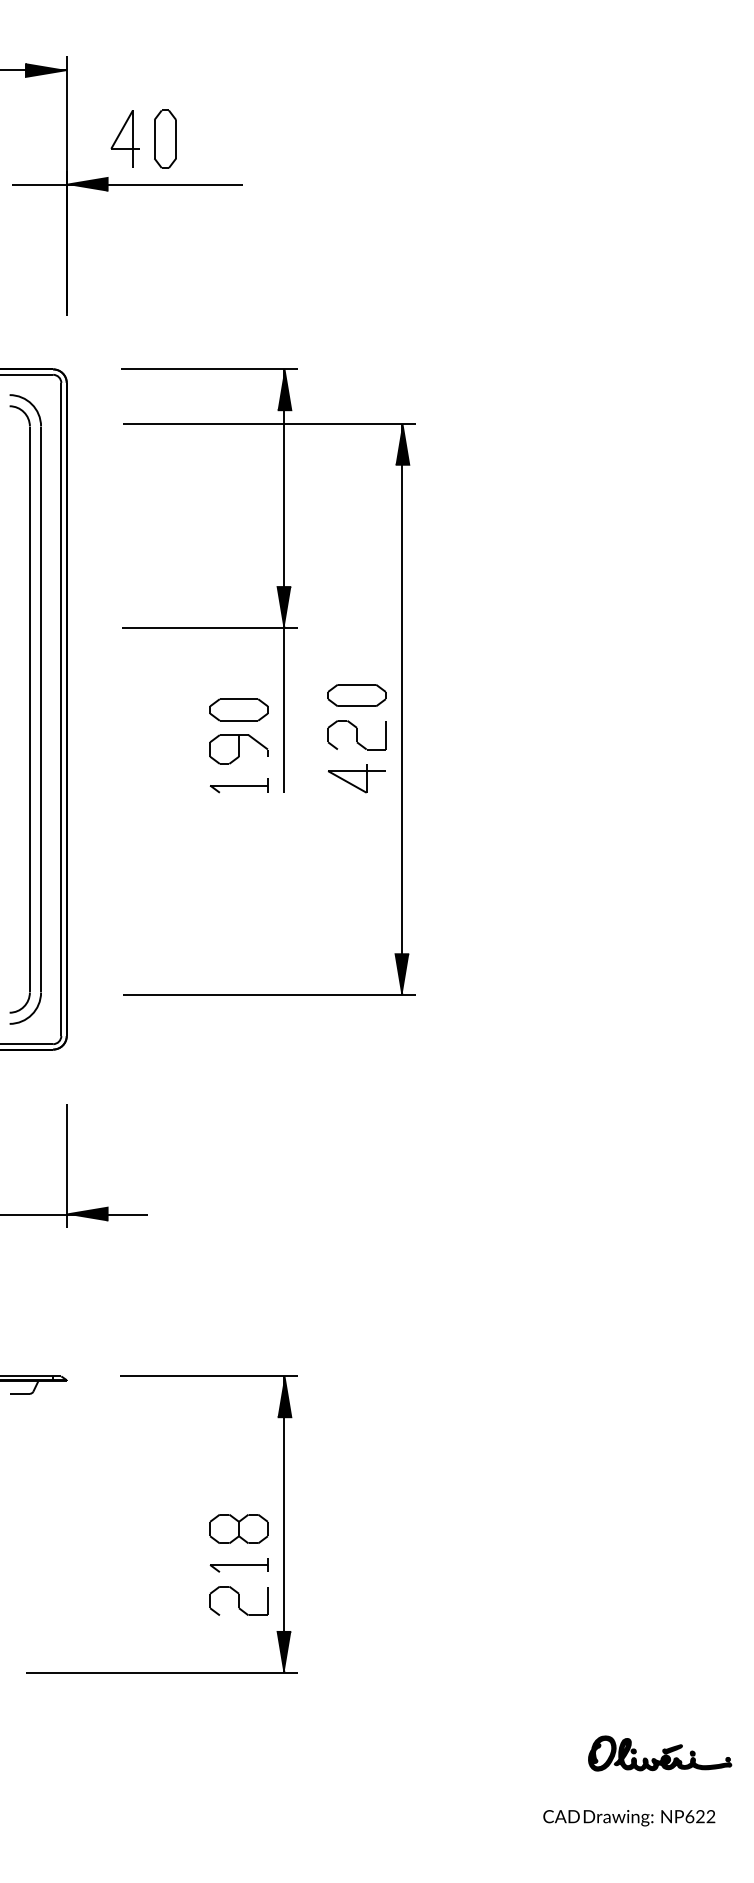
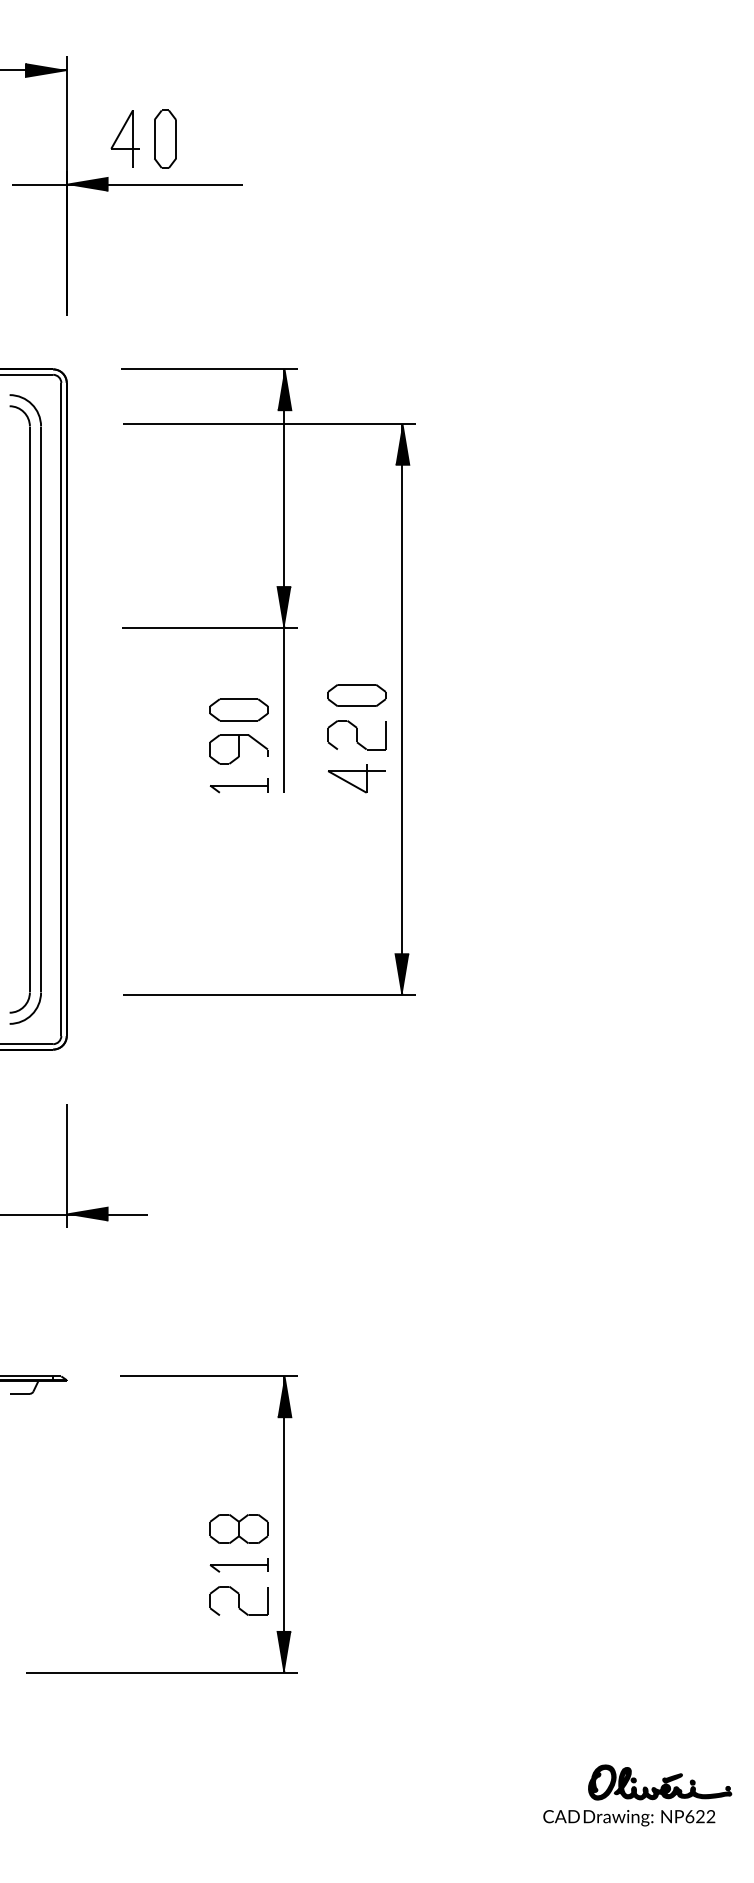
part position: (660, 1753) -> (660, 1782) (660, 1782)
